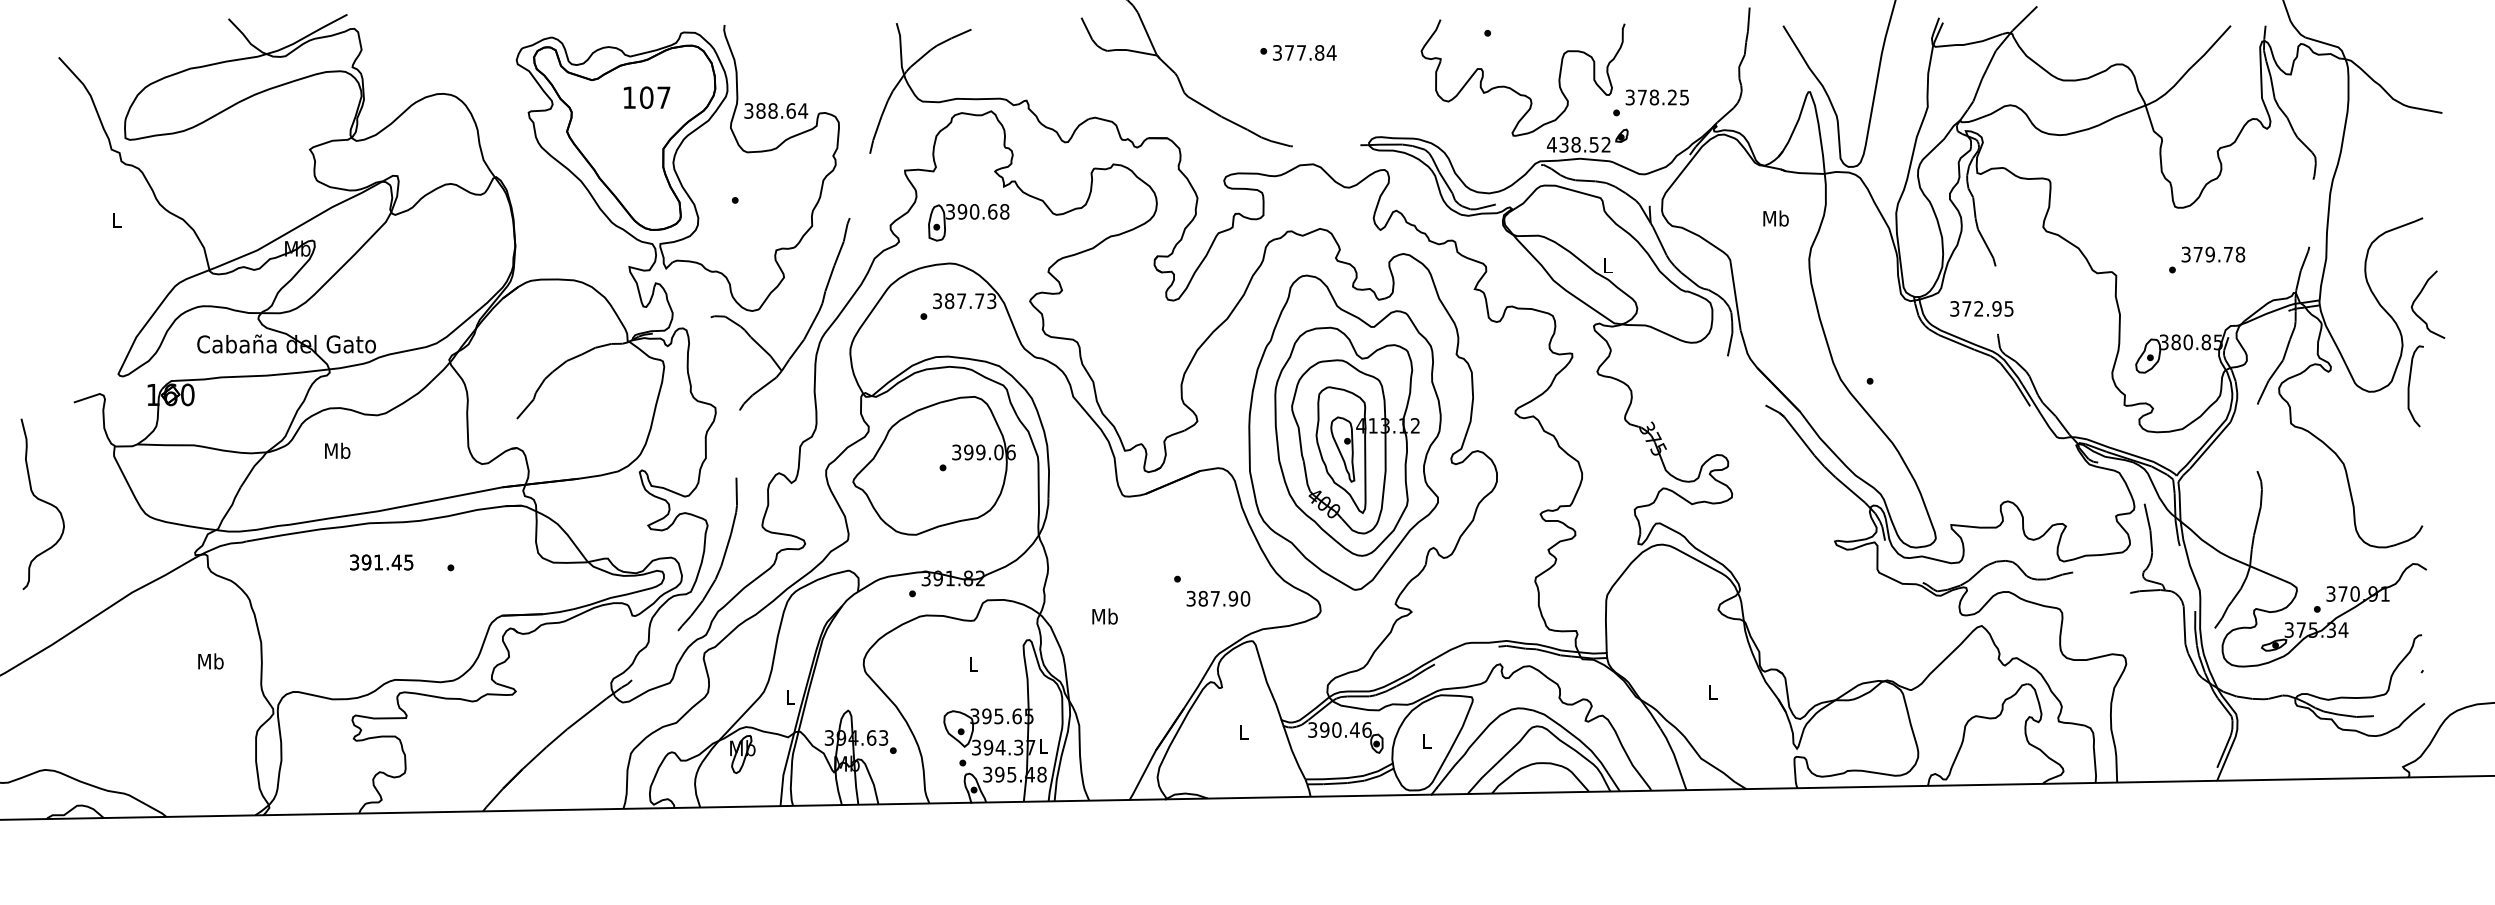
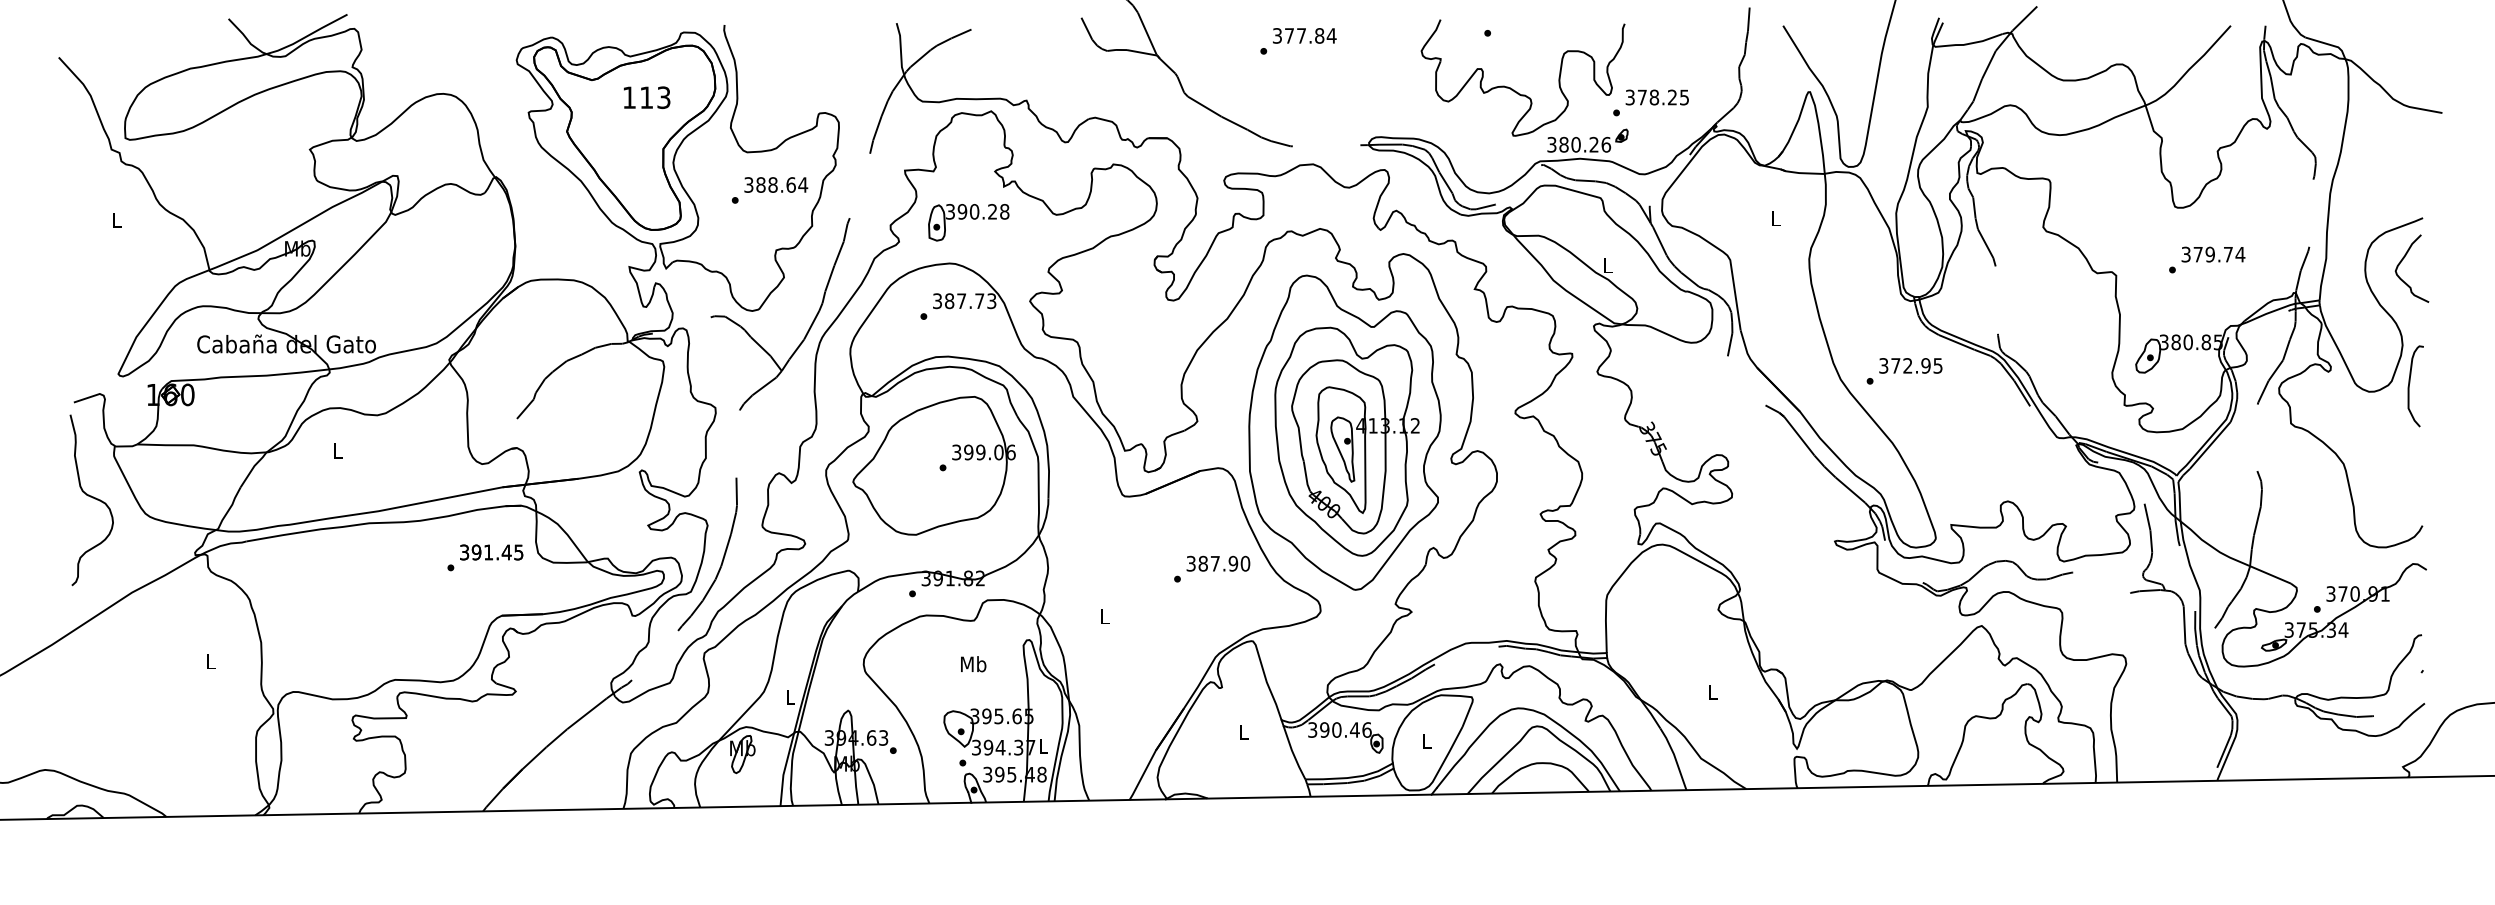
text position: (1304, 52) -> (1304, 35) (1304, 35)
text: 107 -> 113 (655, 97)
text position: (776, 110) -> (776, 184) (776, 184)
text: 438.52 -> 380.26 (1578, 144)
text: 390.68 -> 390.28 (992, 211)
text: Mb -> L (1775, 218)
text: 379.78 -> 379.74 (2240, 254)
curve position: (2418, 297) -> (2402, 261) (2402, 261)
text position: (1981, 308) -> (1910, 365) (1910, 365)
text: Mb -> L (337, 450)
curve position: (43, 502) -> (92, 498) (92, 498)
text position: (381, 562) -> (491, 552) (491, 552)
text position: (1218, 598) -> (1218, 563) (1218, 563)
text: Mb -> L (1104, 616)
text: Mb -> L (210, 661)
text: L -> Mb (973, 664)
